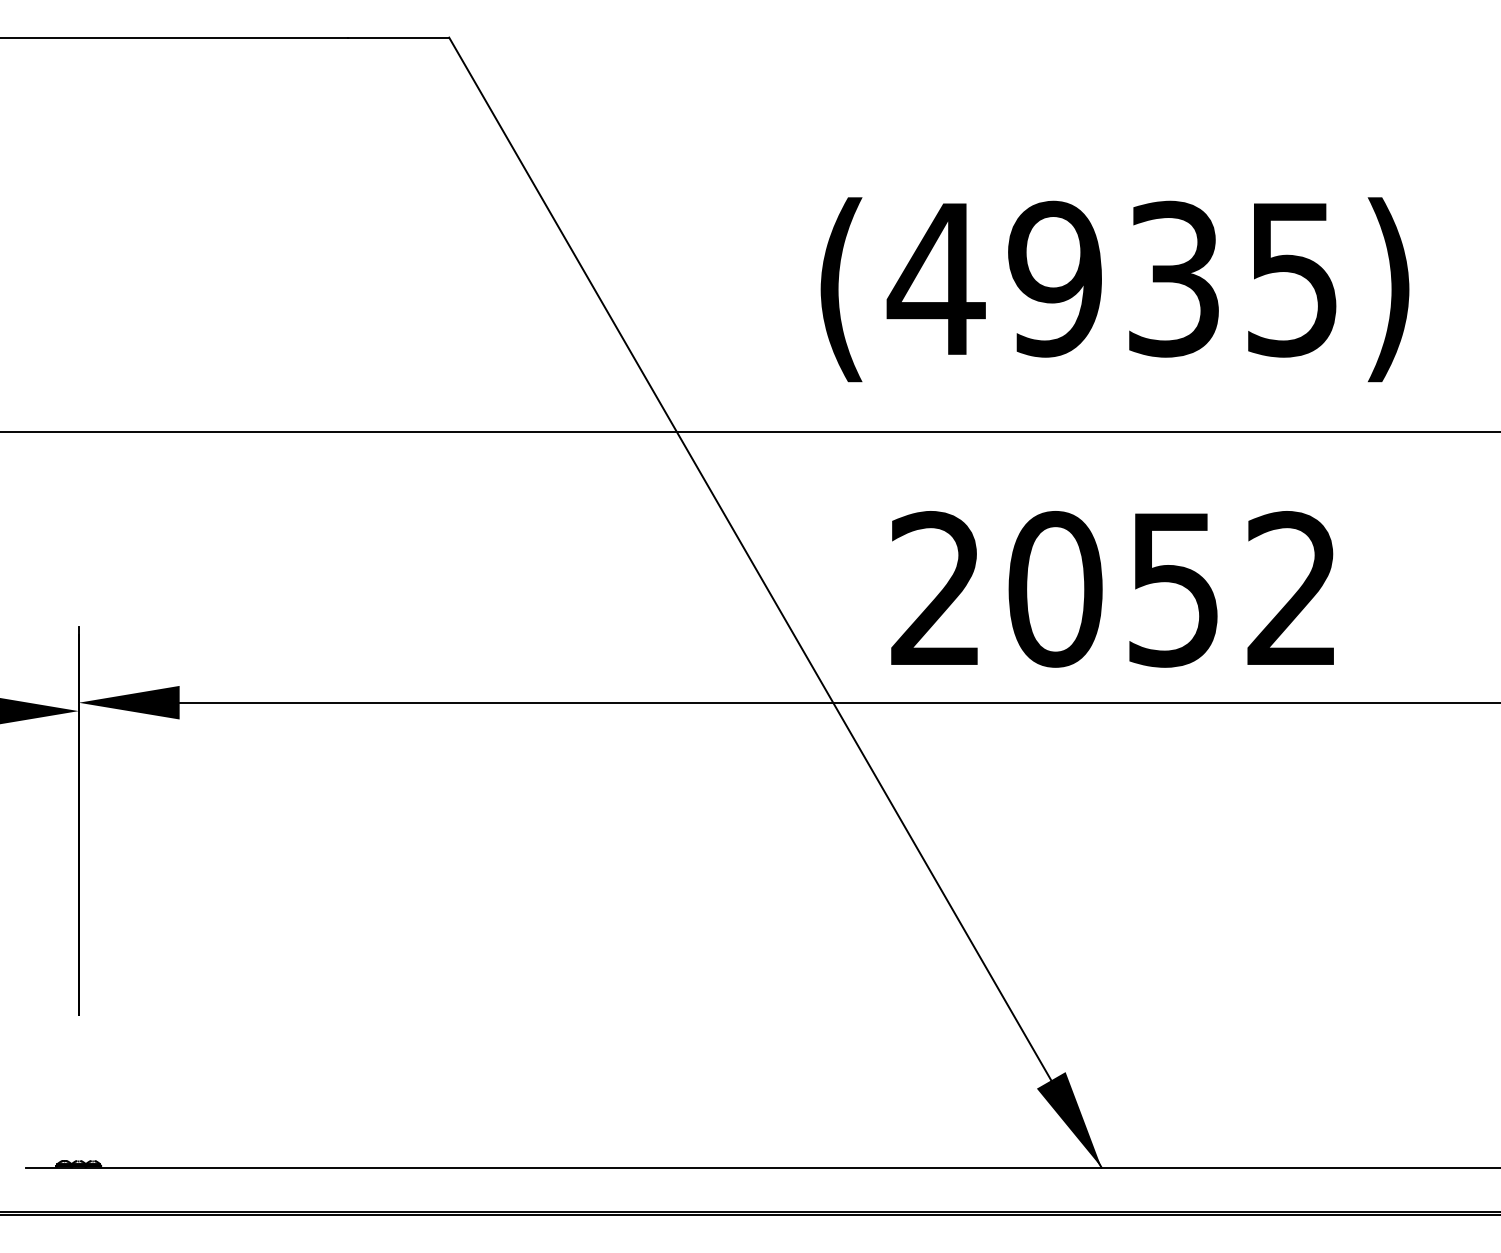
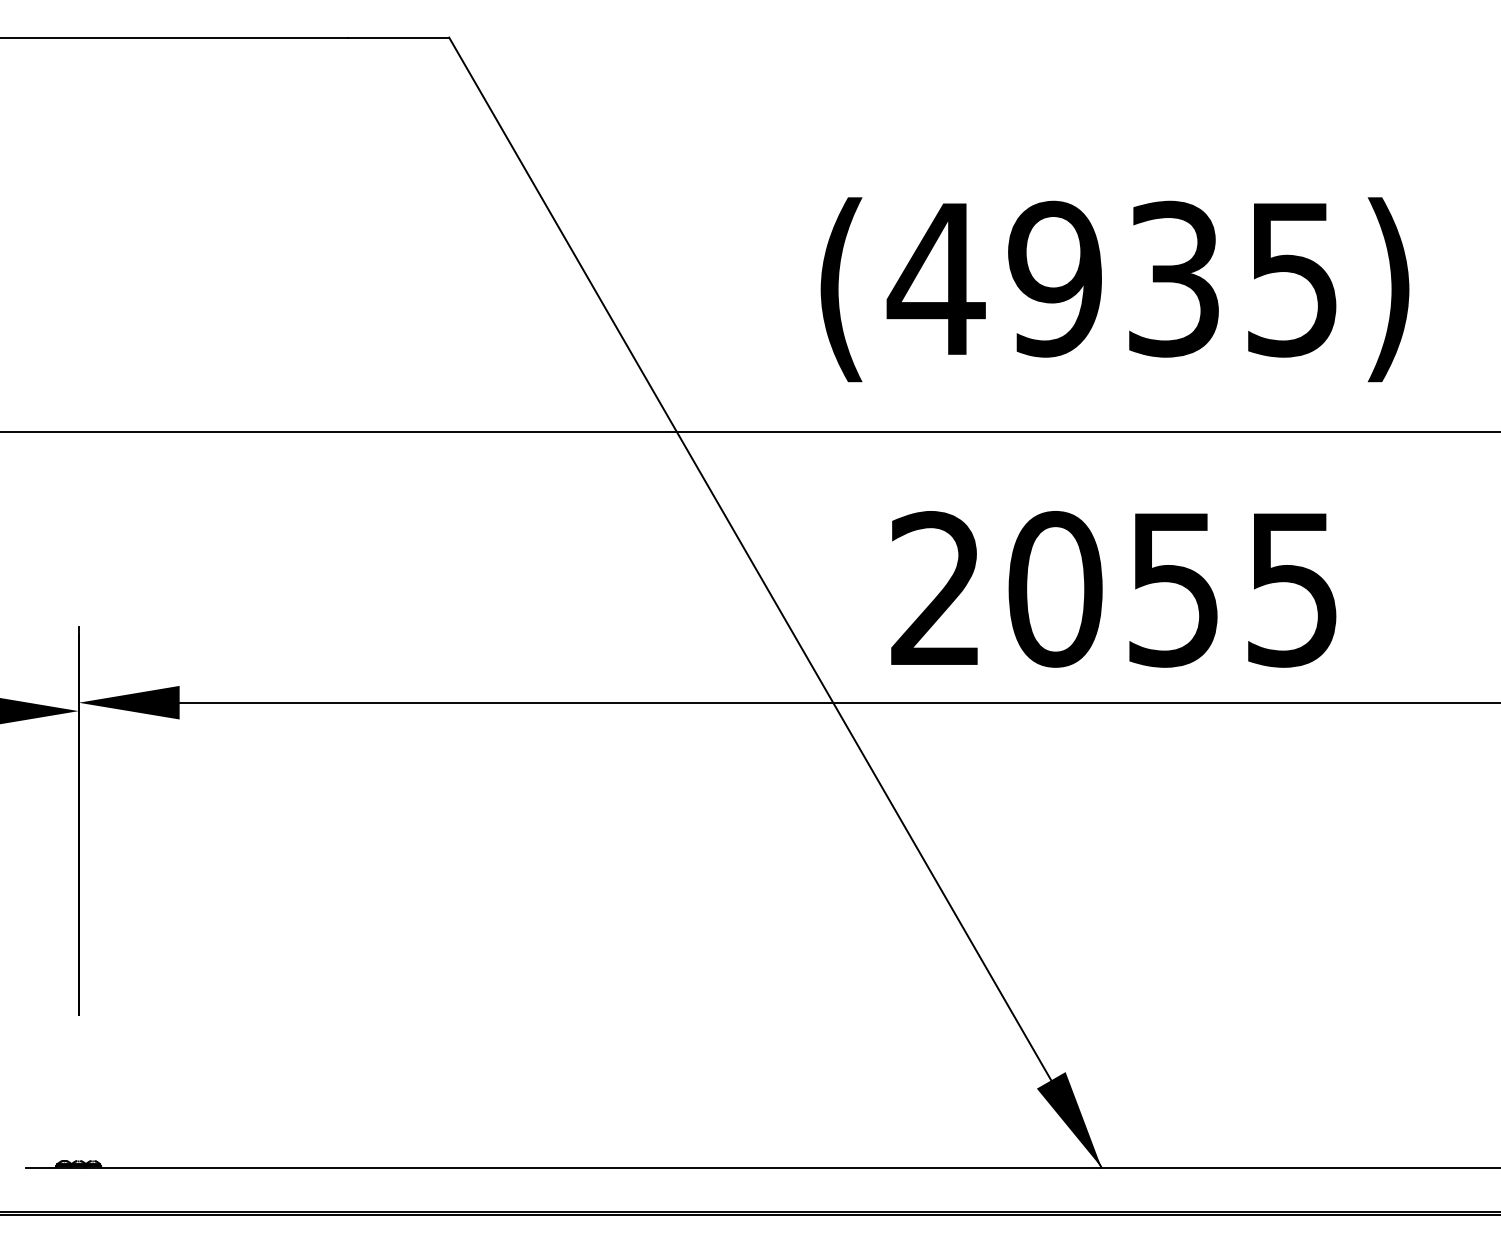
text: 2052 -> 2055 (1291, 589)
